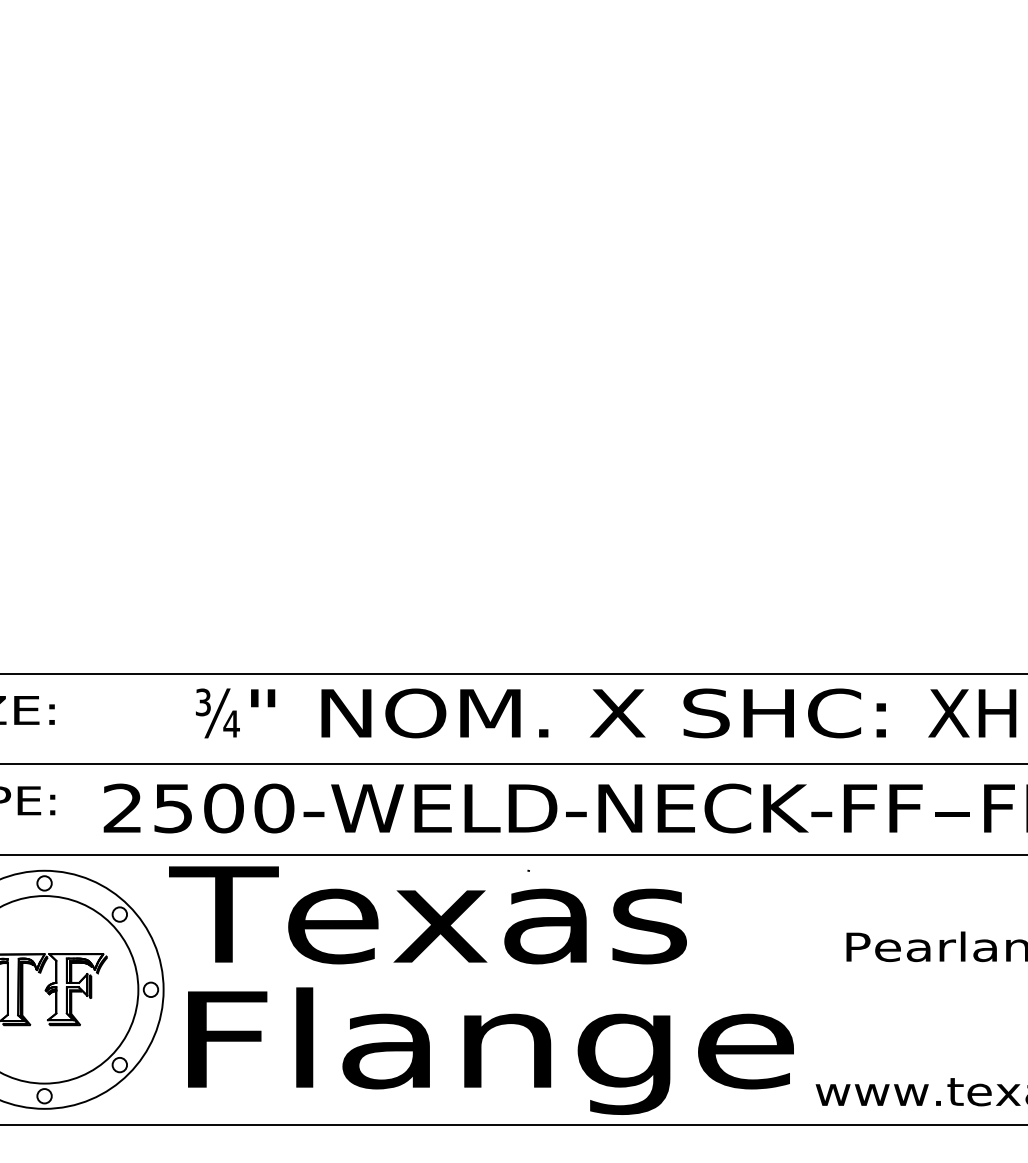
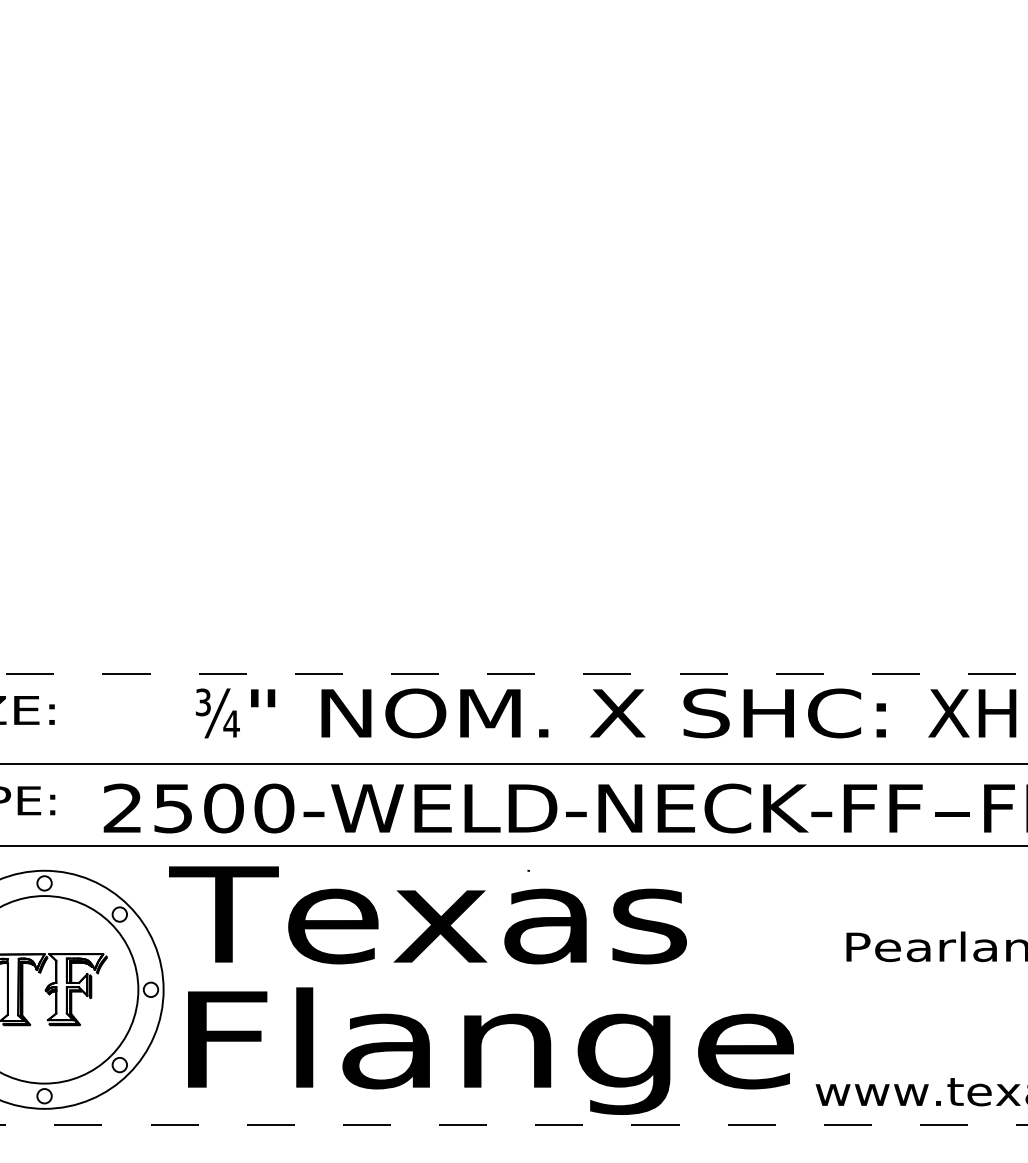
line: solid -> dashed (513, 674)
line position: (513, 854) -> (513, 845) (513, 845)
line: solid -> dashed (514, 1125)
